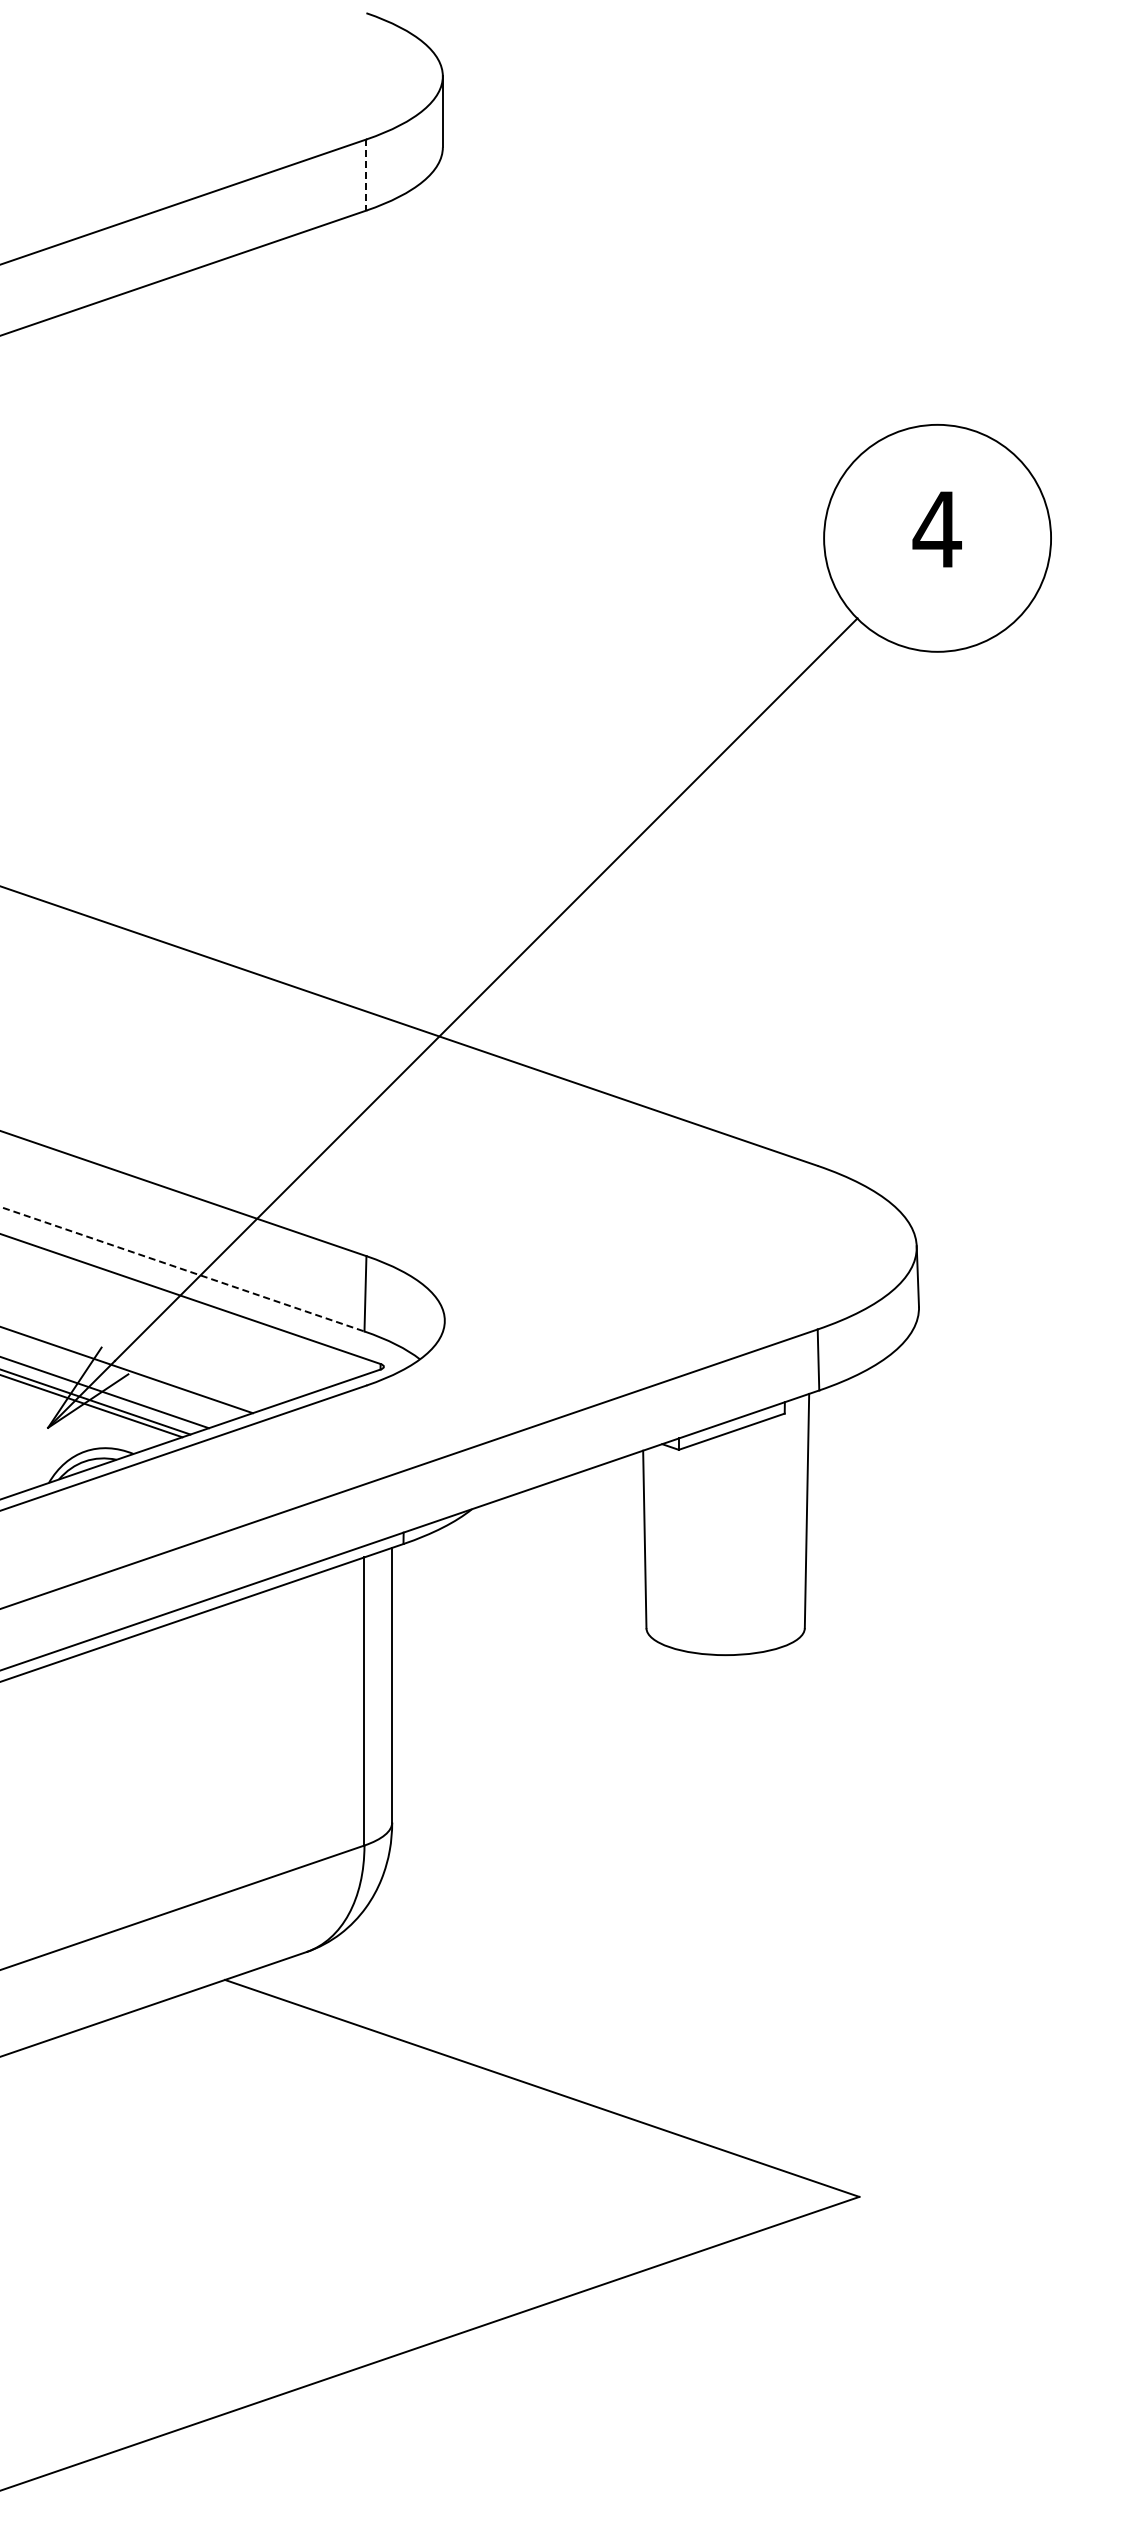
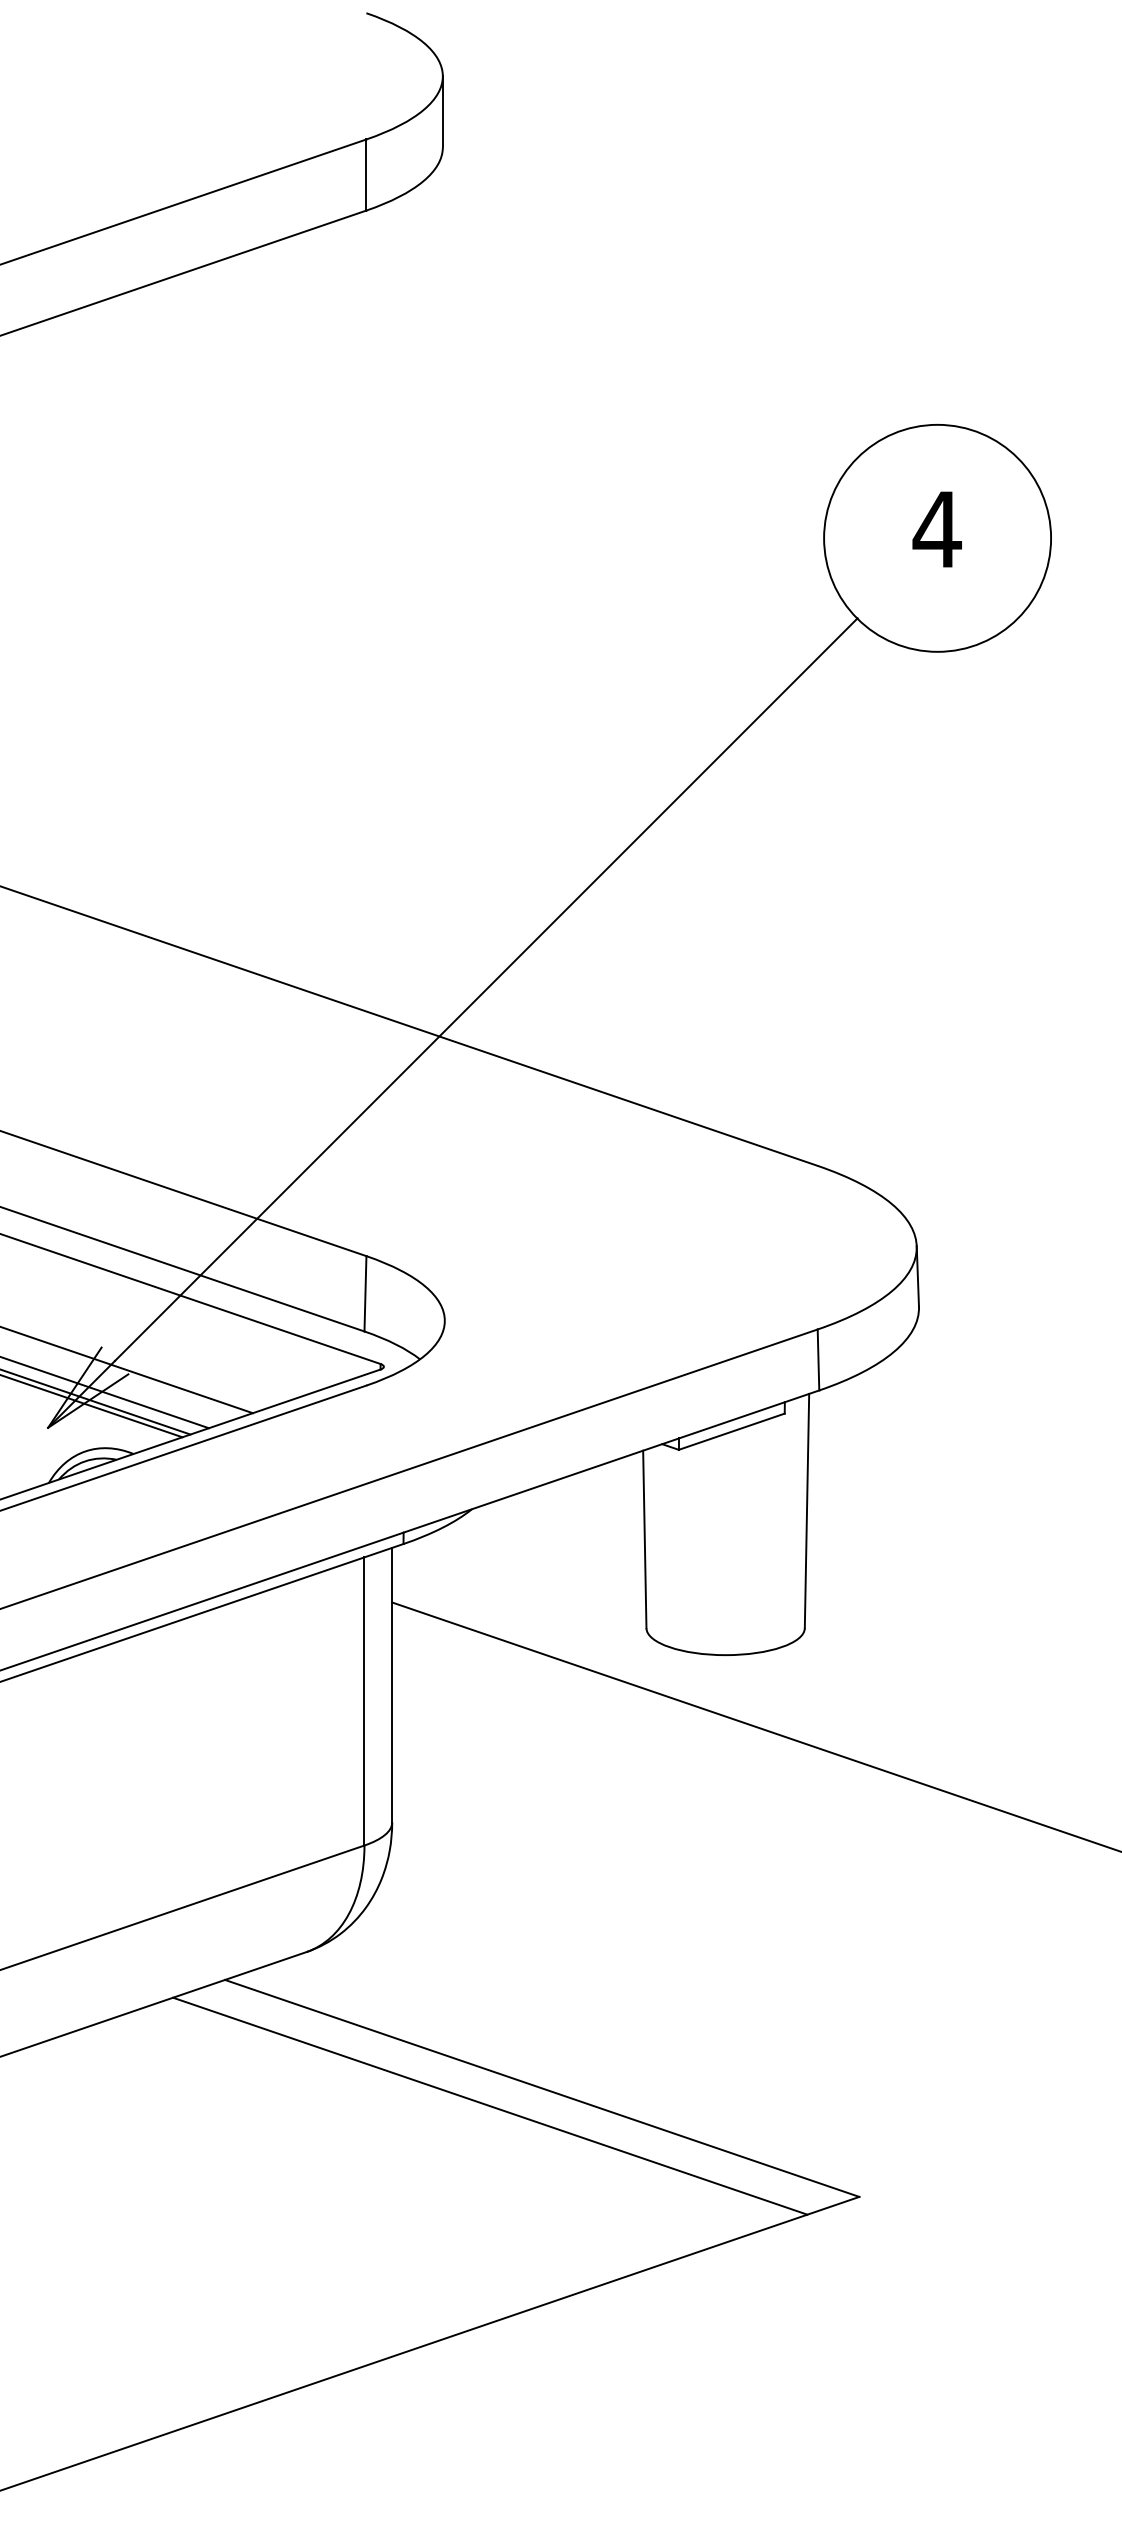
line: dashed -> solid (366, 175)
line: dashed -> solid (182, 1269)
line: none -> present (755, 1726)
line: none -> present (490, 2105)
